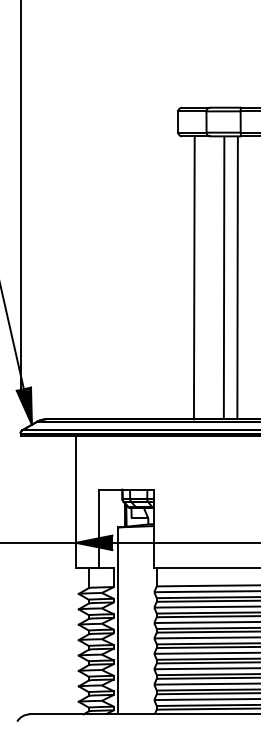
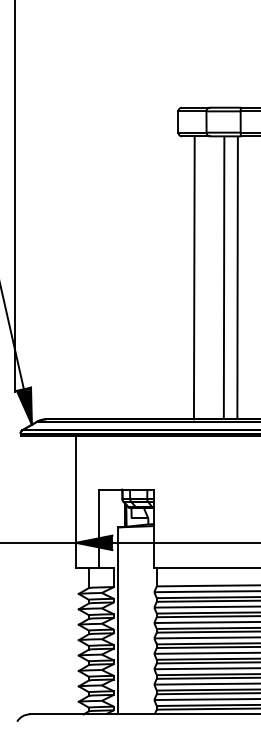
line position: (20, 196) -> (14, 196) (14, 196)
